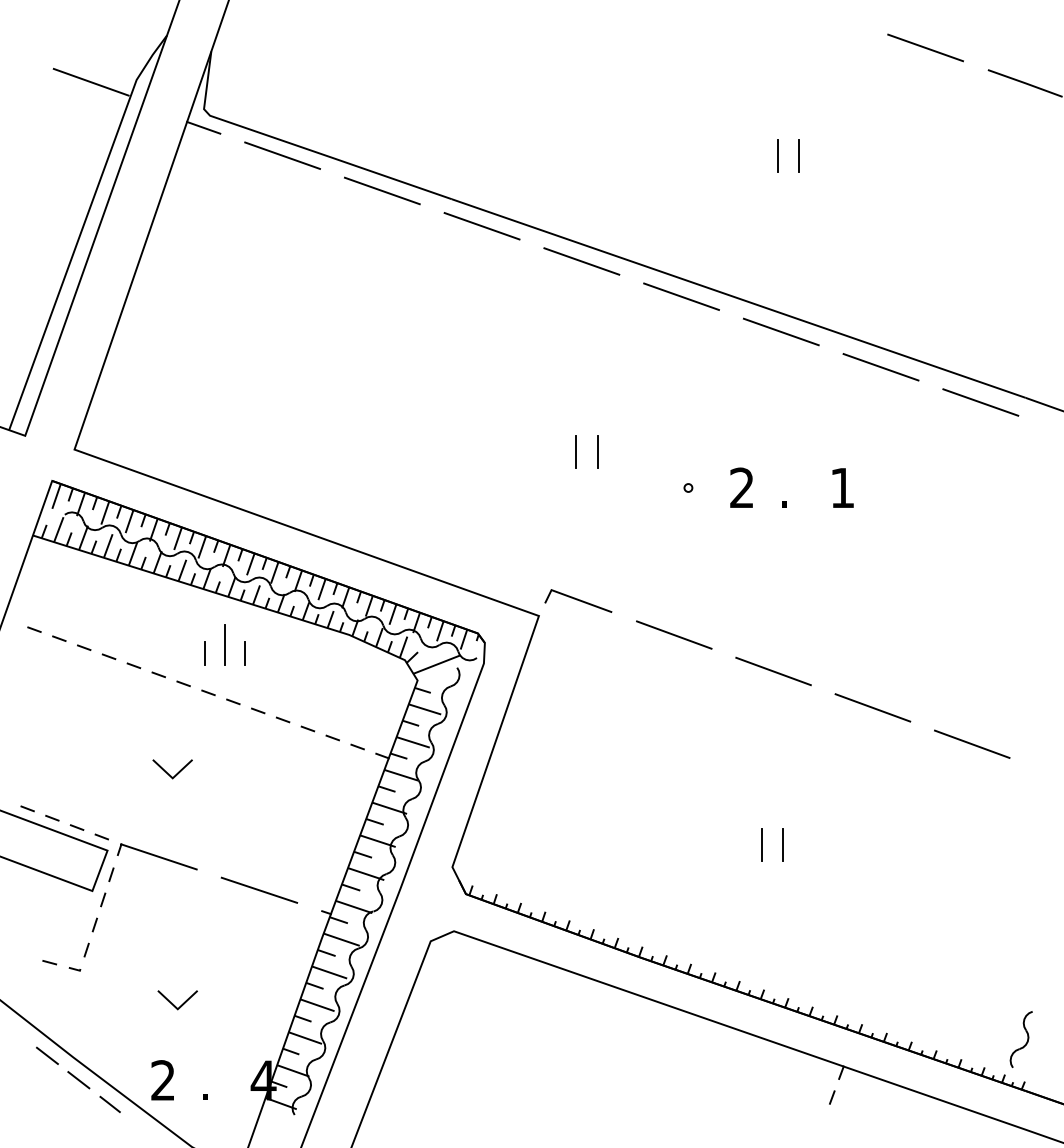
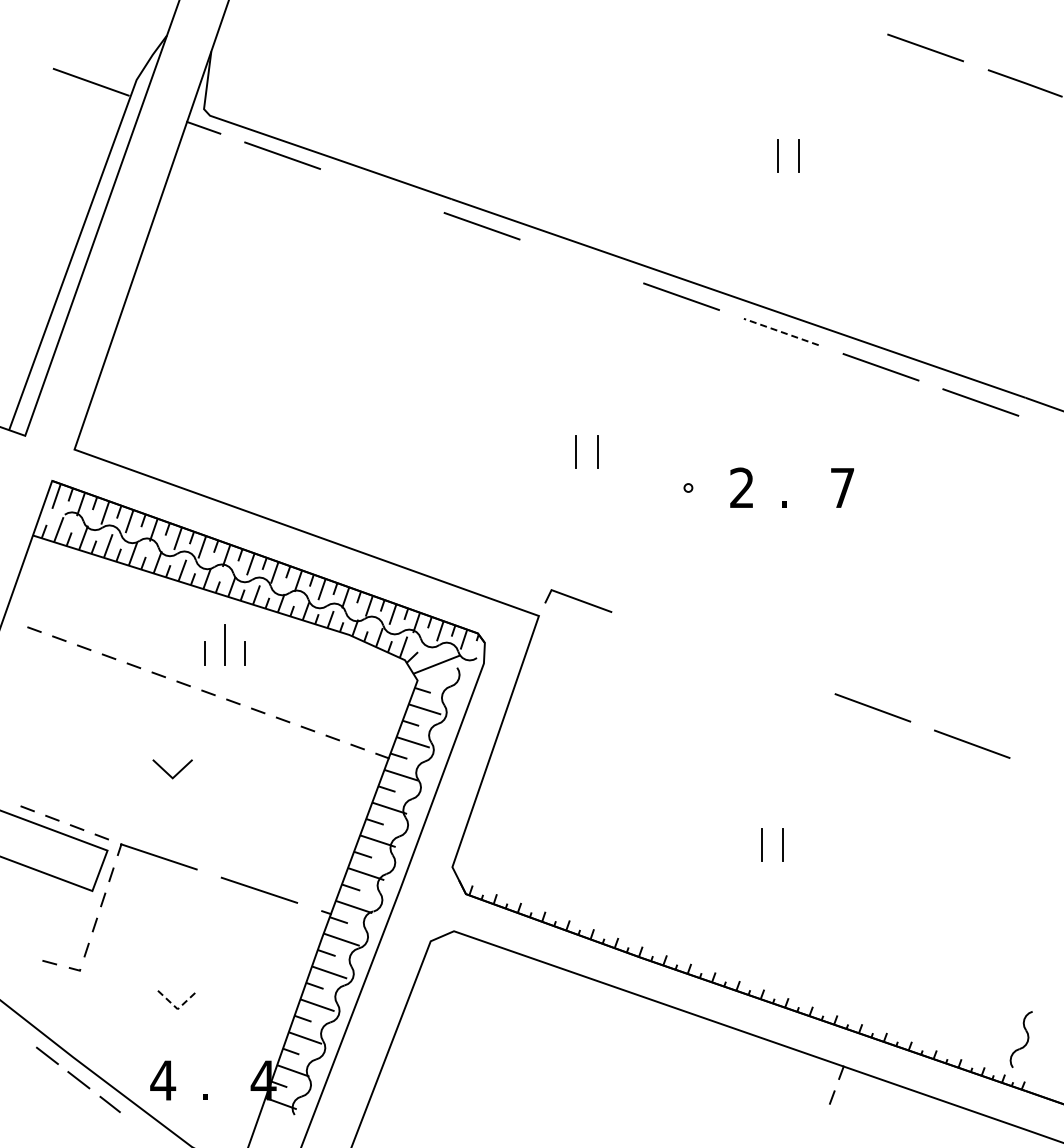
line: present -> none (381, 190)
line: present -> none (581, 261)
line: solid -> dashed (781, 332)
text: 1 -> 7 (842, 487)
line: present -> none (674, 634)
line: present -> none (773, 671)
line: solid -> dashed (177, 1009)
text: 2 -> 4 (163, 1080)
